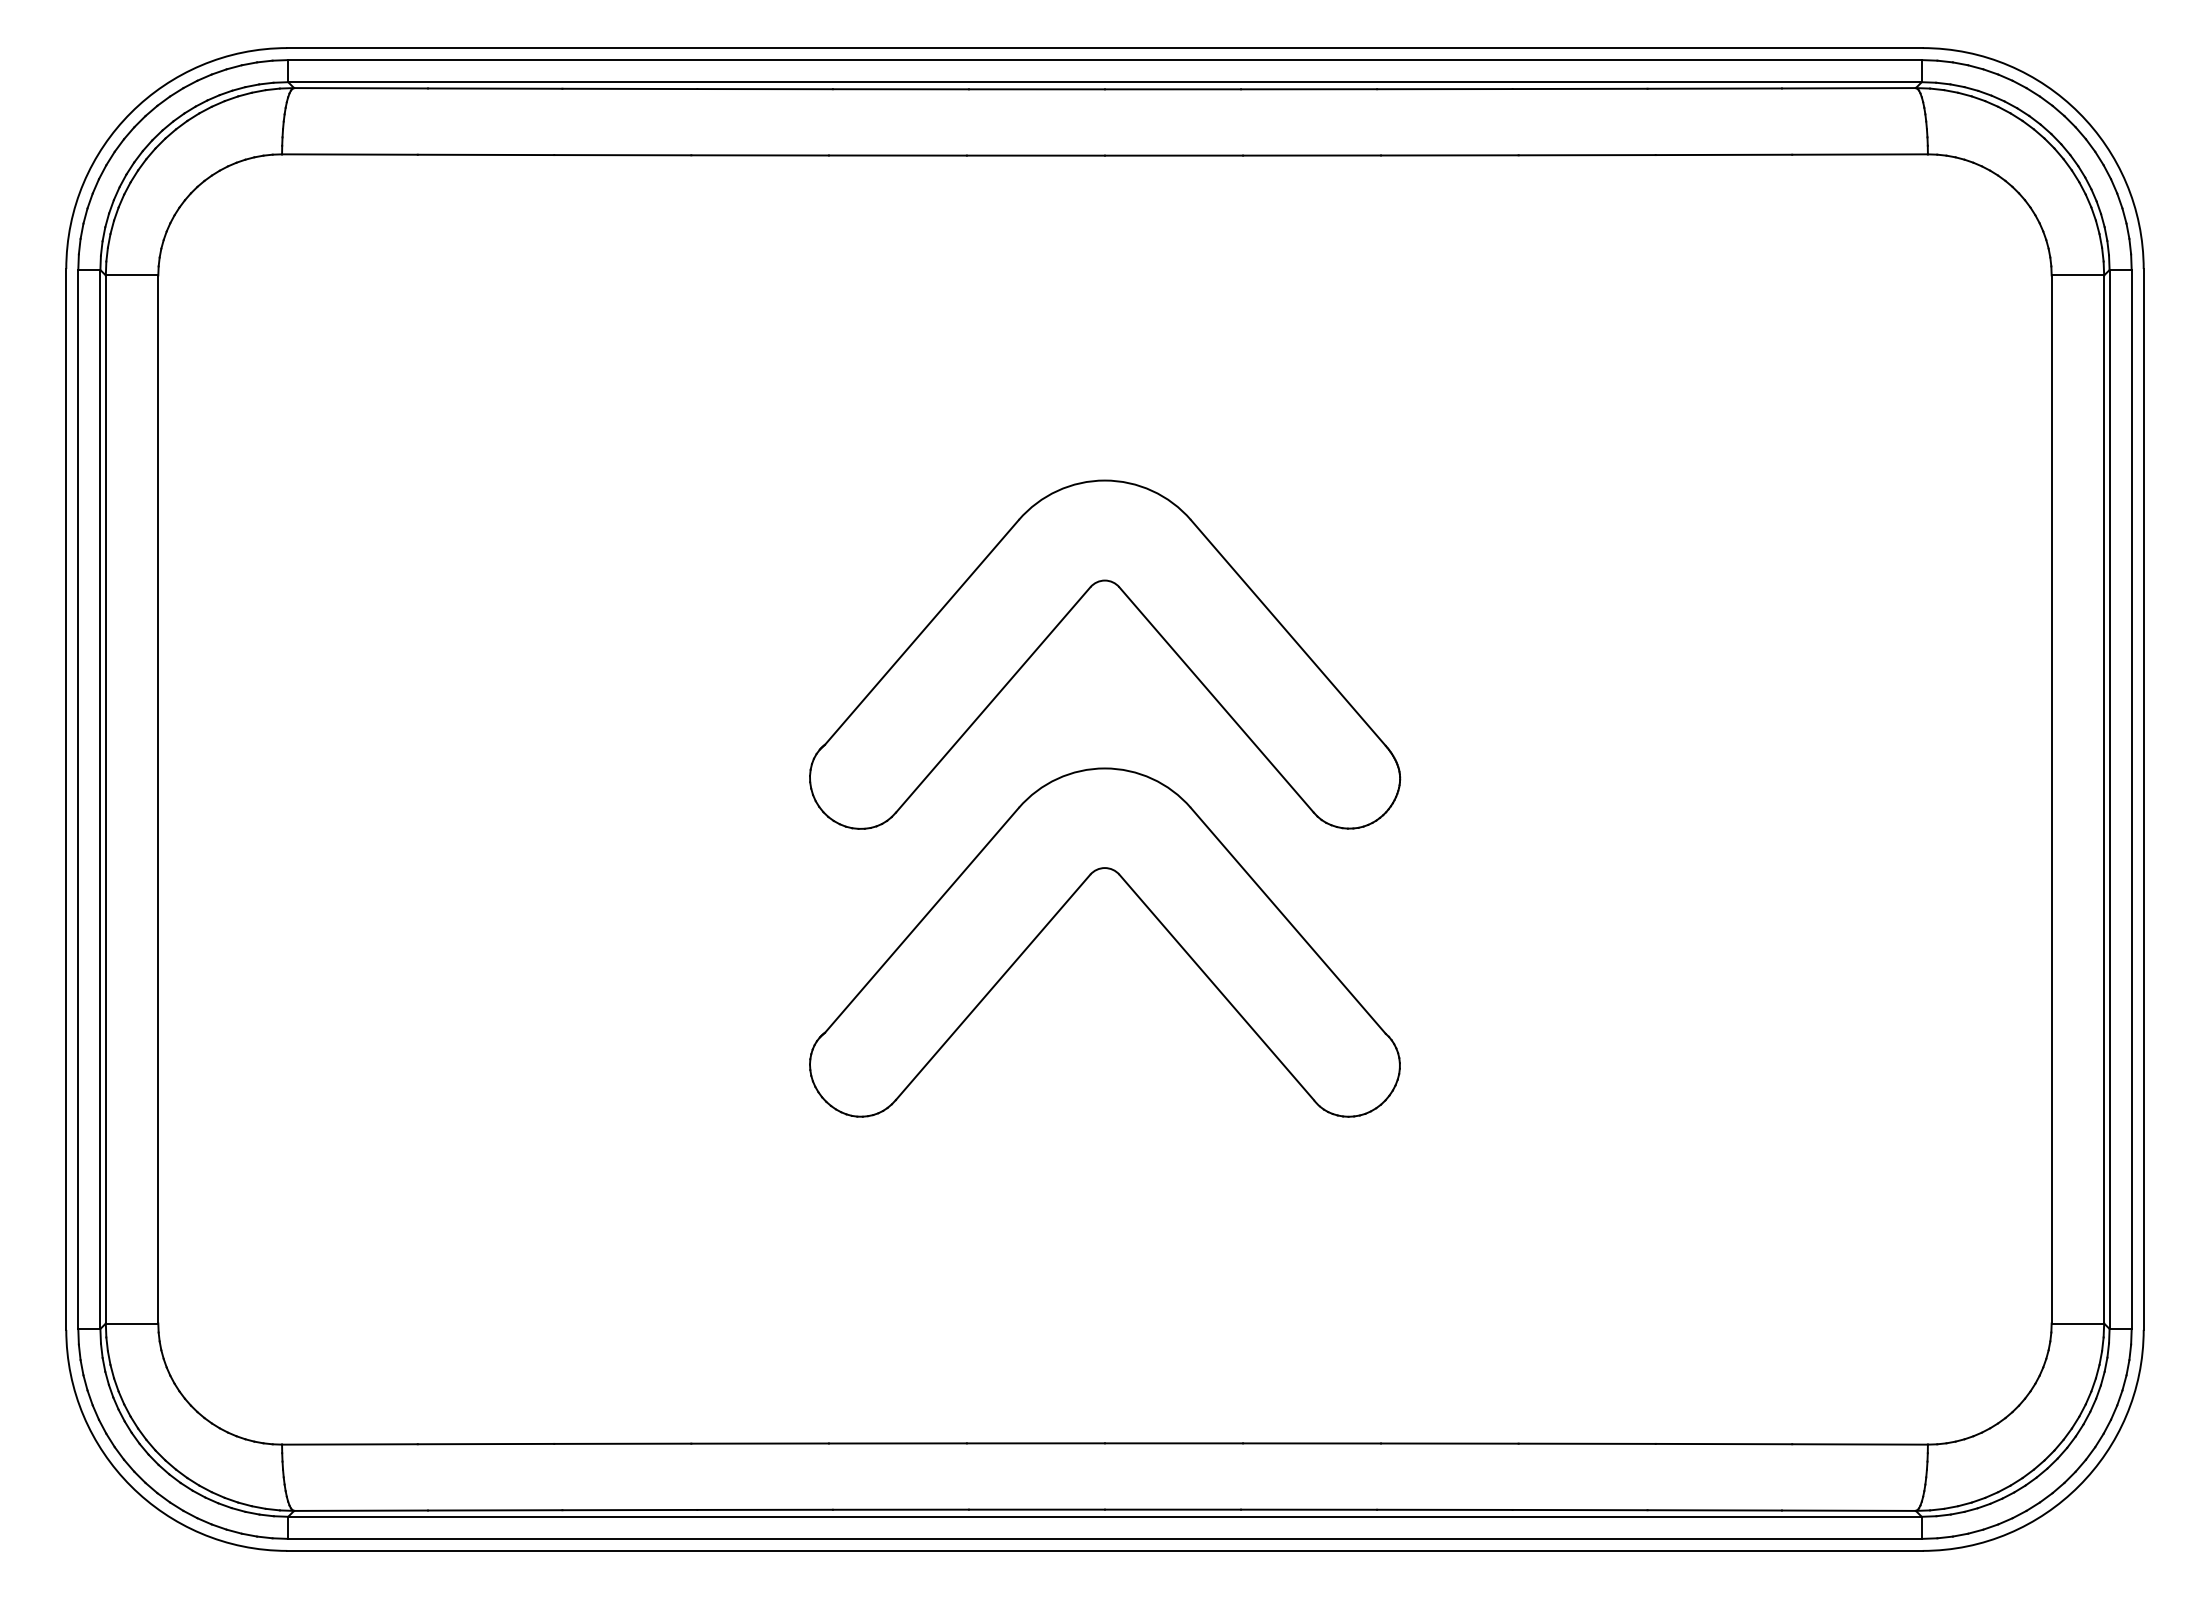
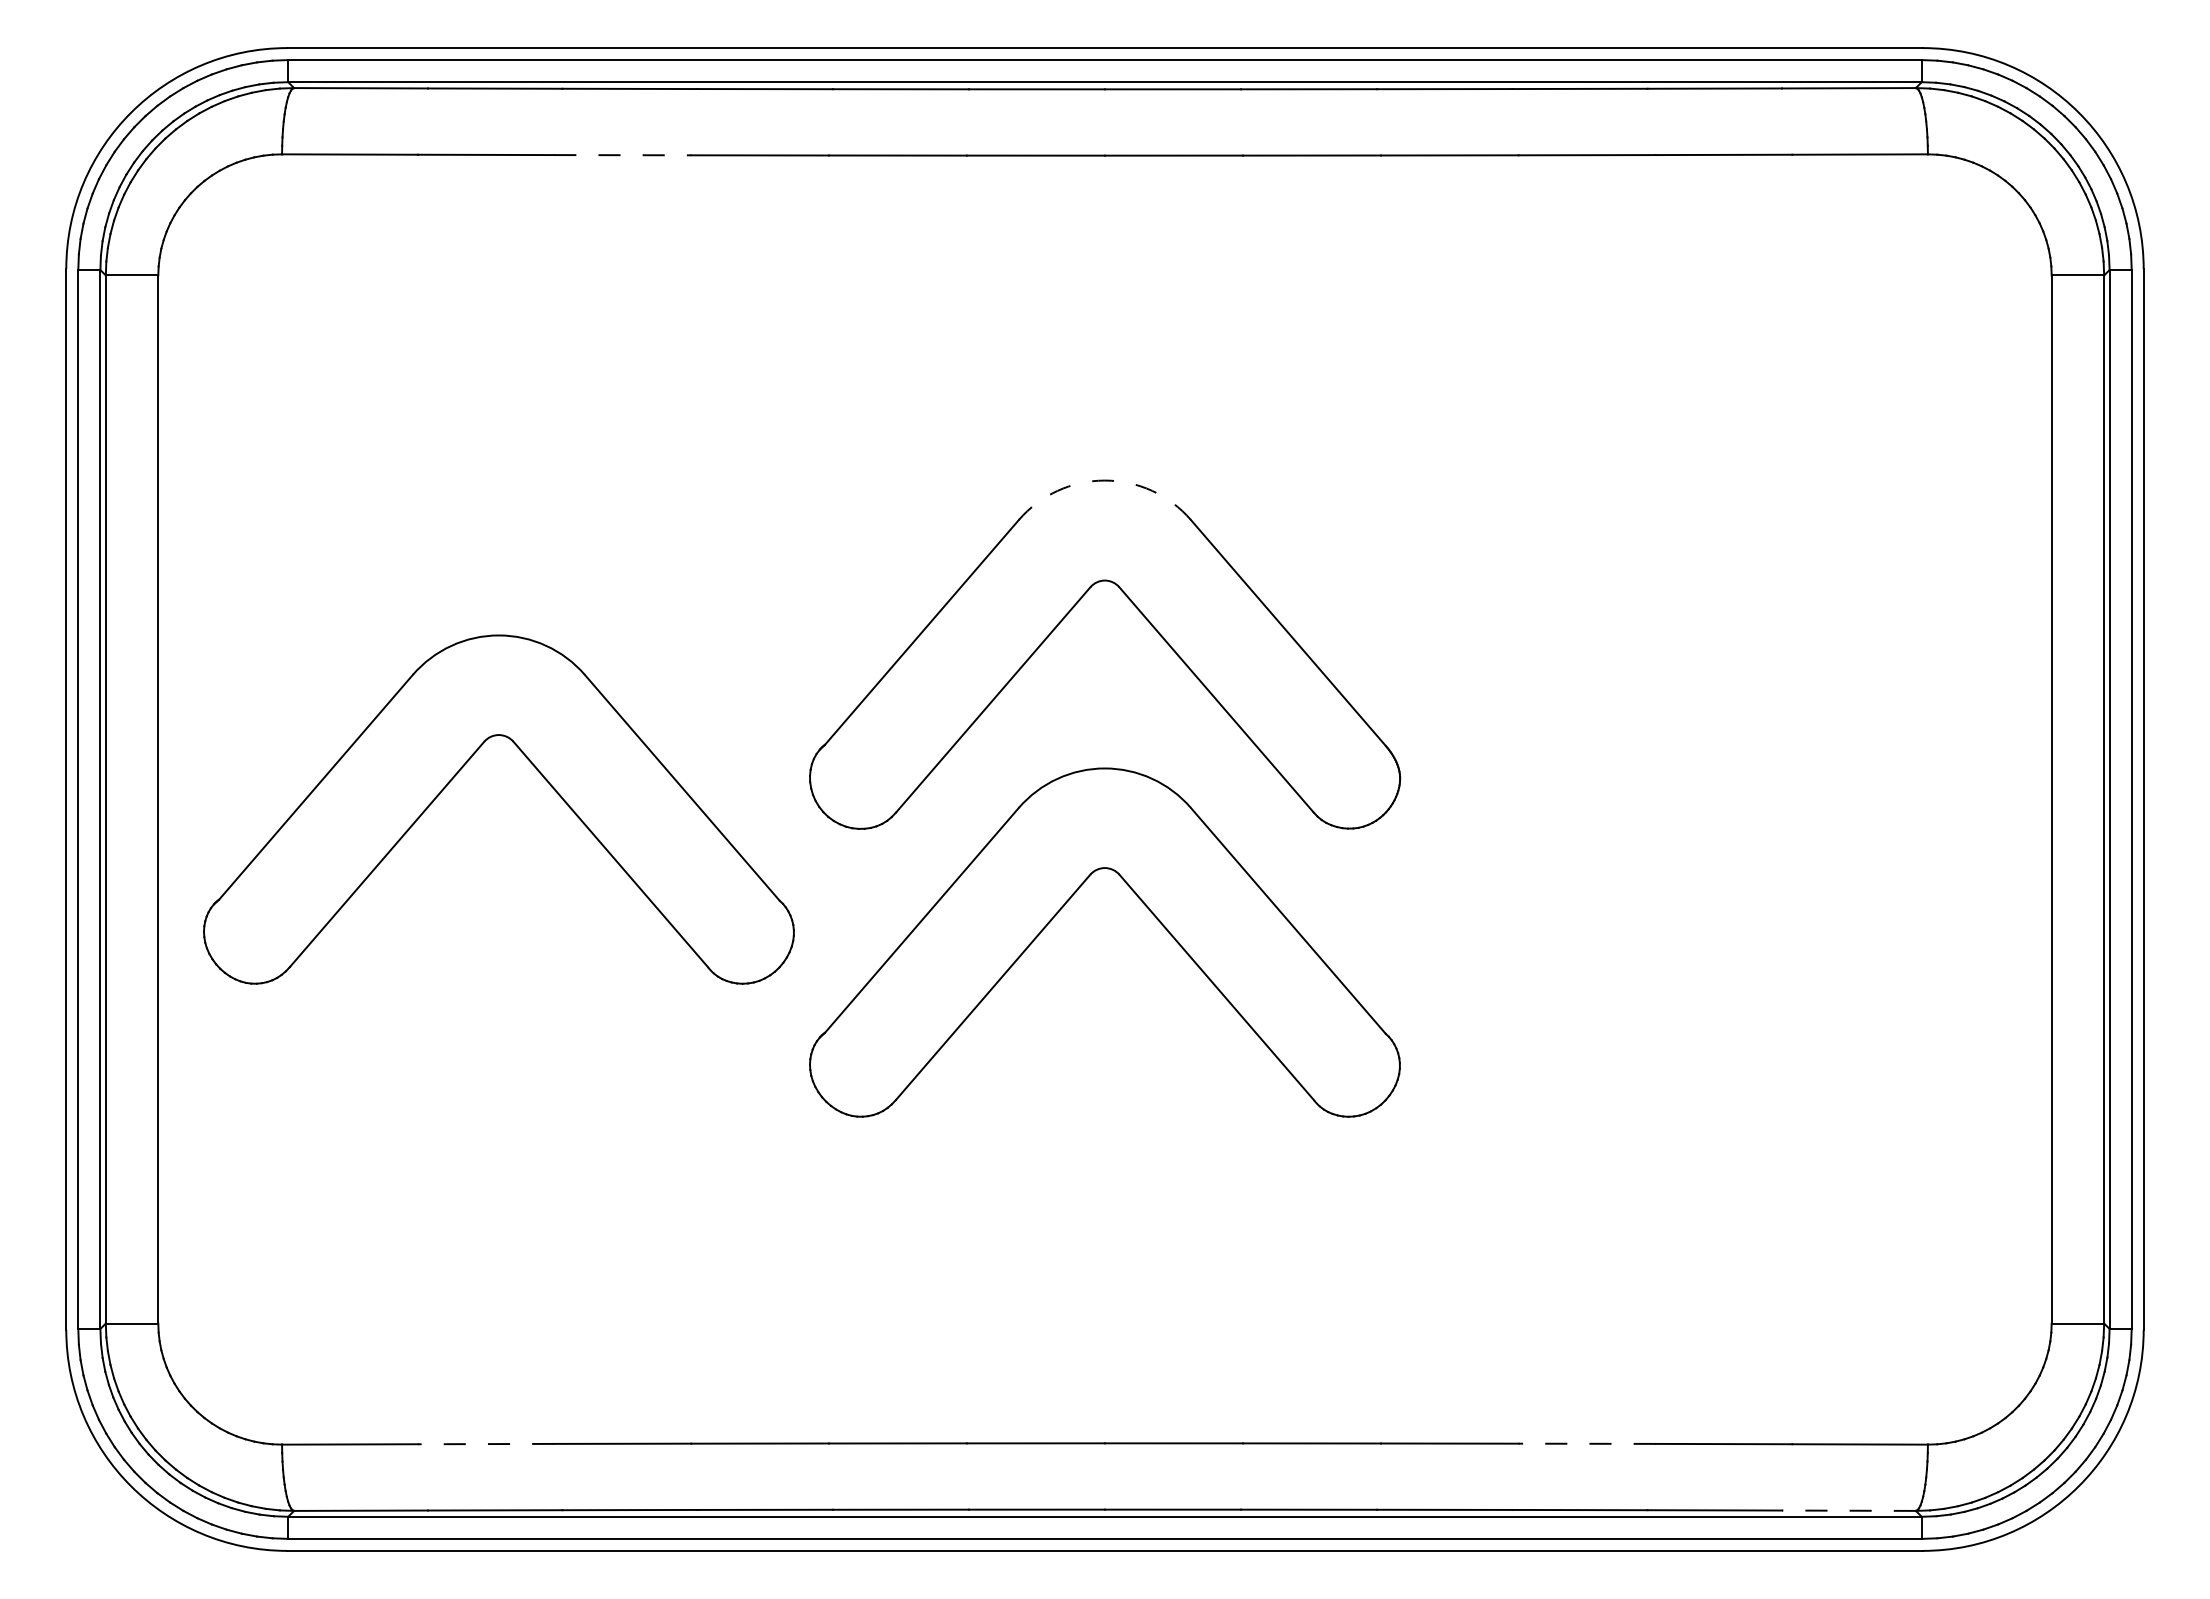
line: solid -> dashed (622, 155)
arc: solid -> dashed (1104, 480)
part: none -> present (459, 772)
line: solid -> dashed (1587, 1443)
line: solid -> dashed (485, 1444)
line: solid -> dashed (1848, 1510)
